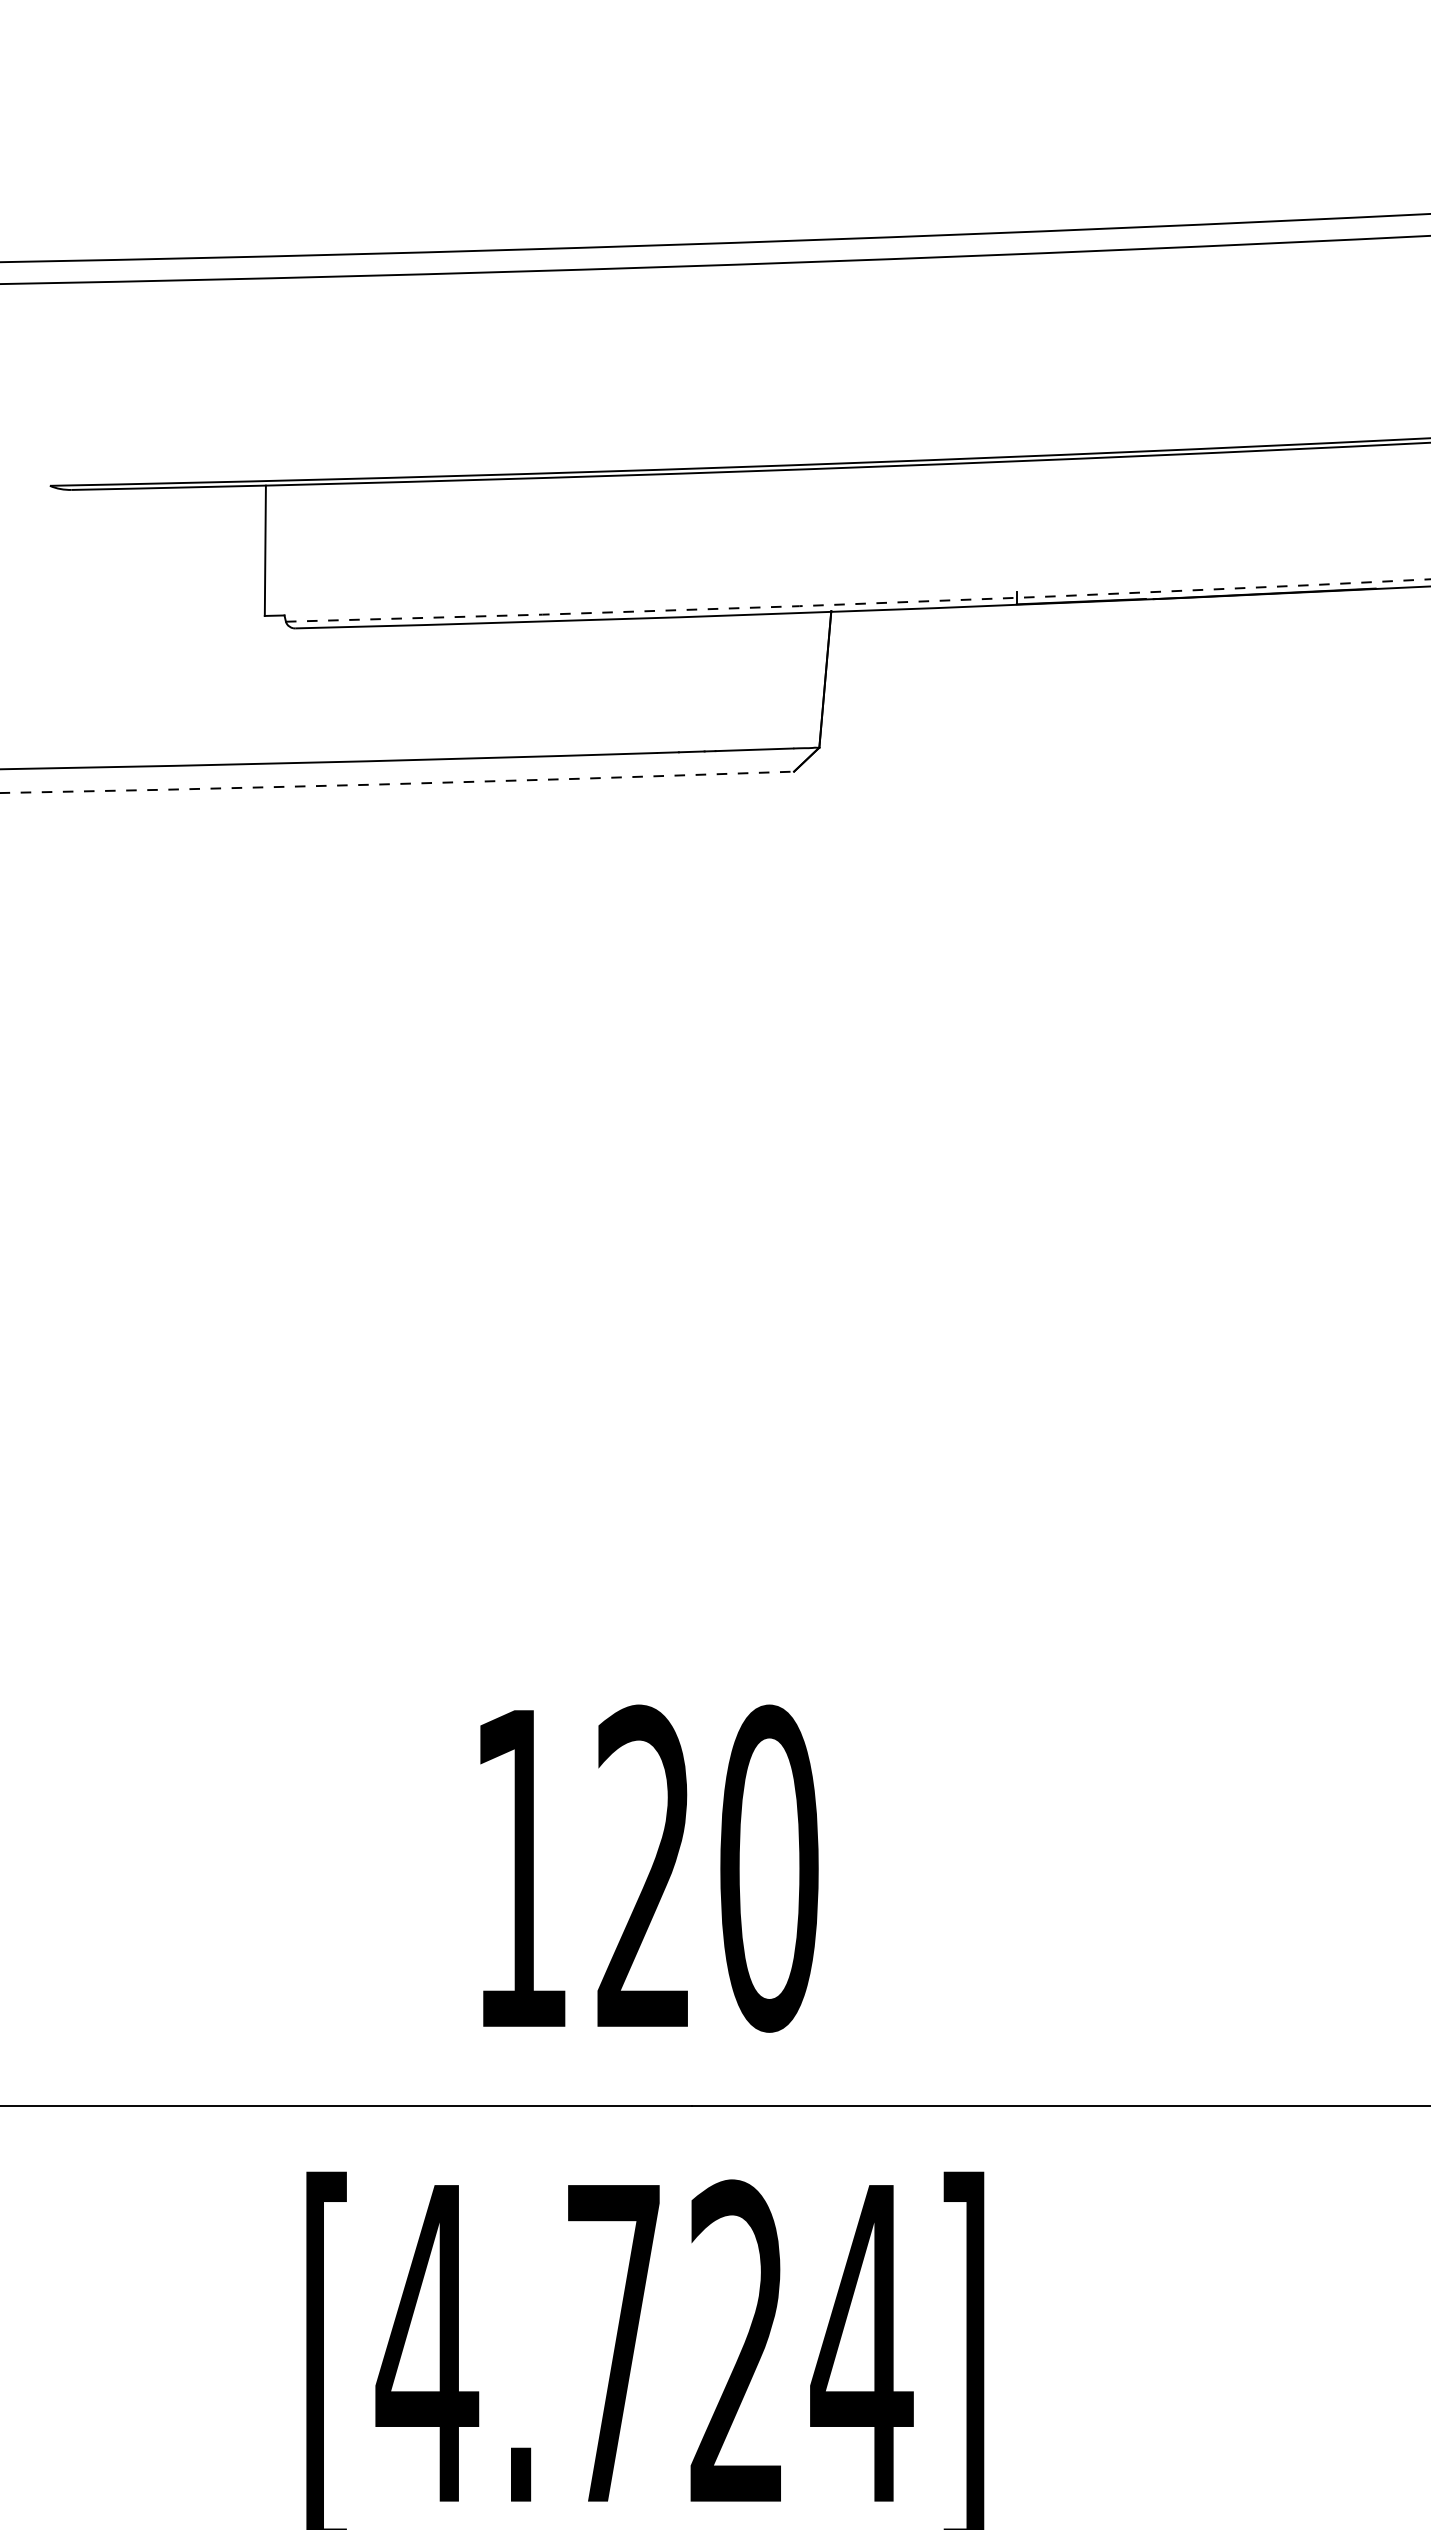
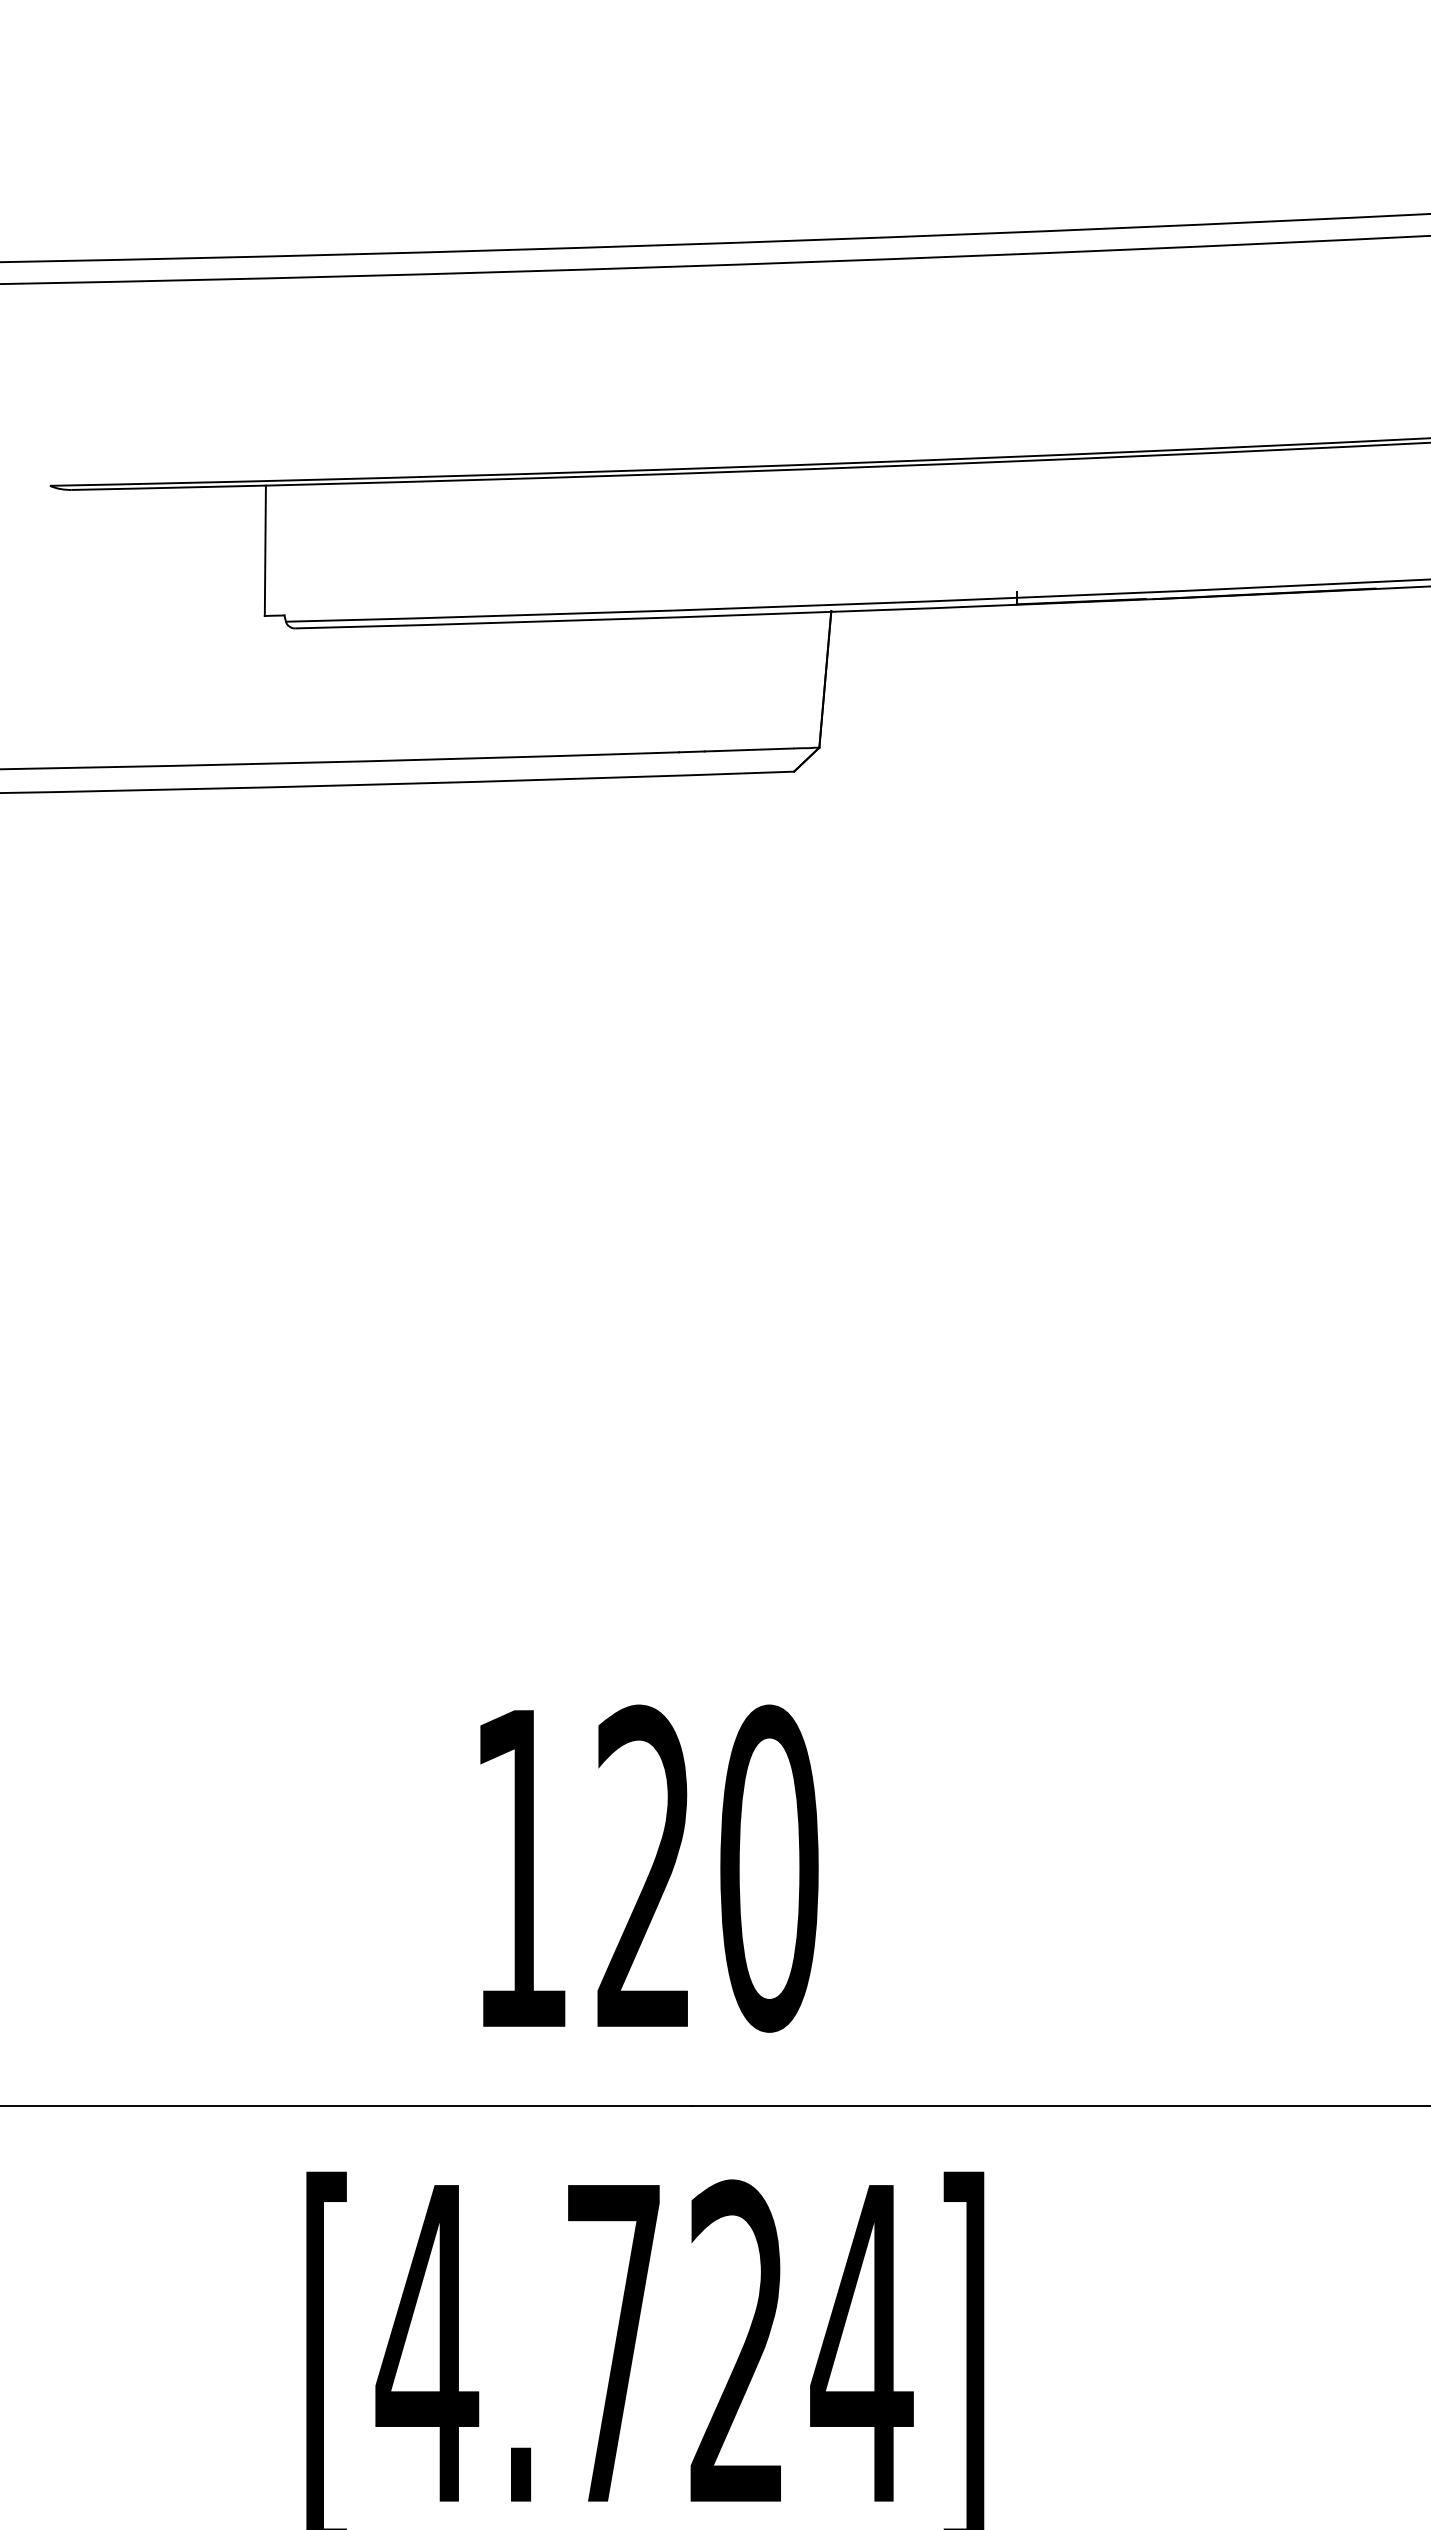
arc: dashed -> solid (858, 603)
arc: dashed -> solid (397, 784)
